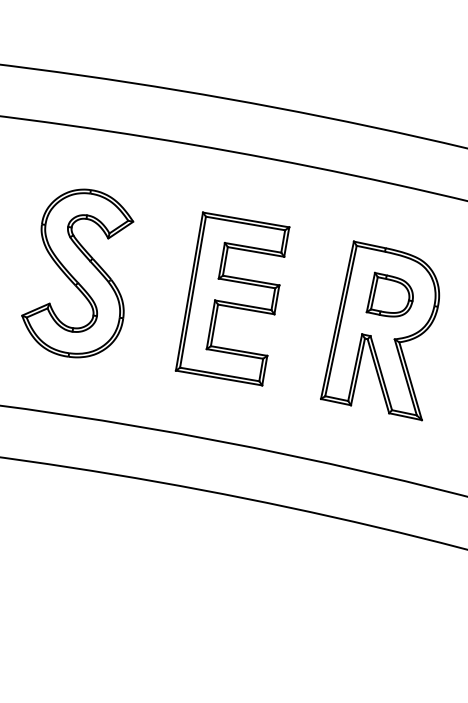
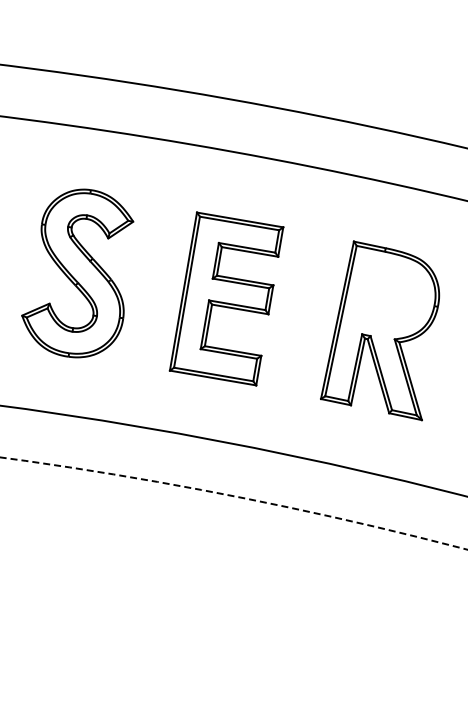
part: present -> none (389, 294)
part position: (232, 298) -> (226, 298) (226, 298)
arc: solid -> dashed (235, 496)
